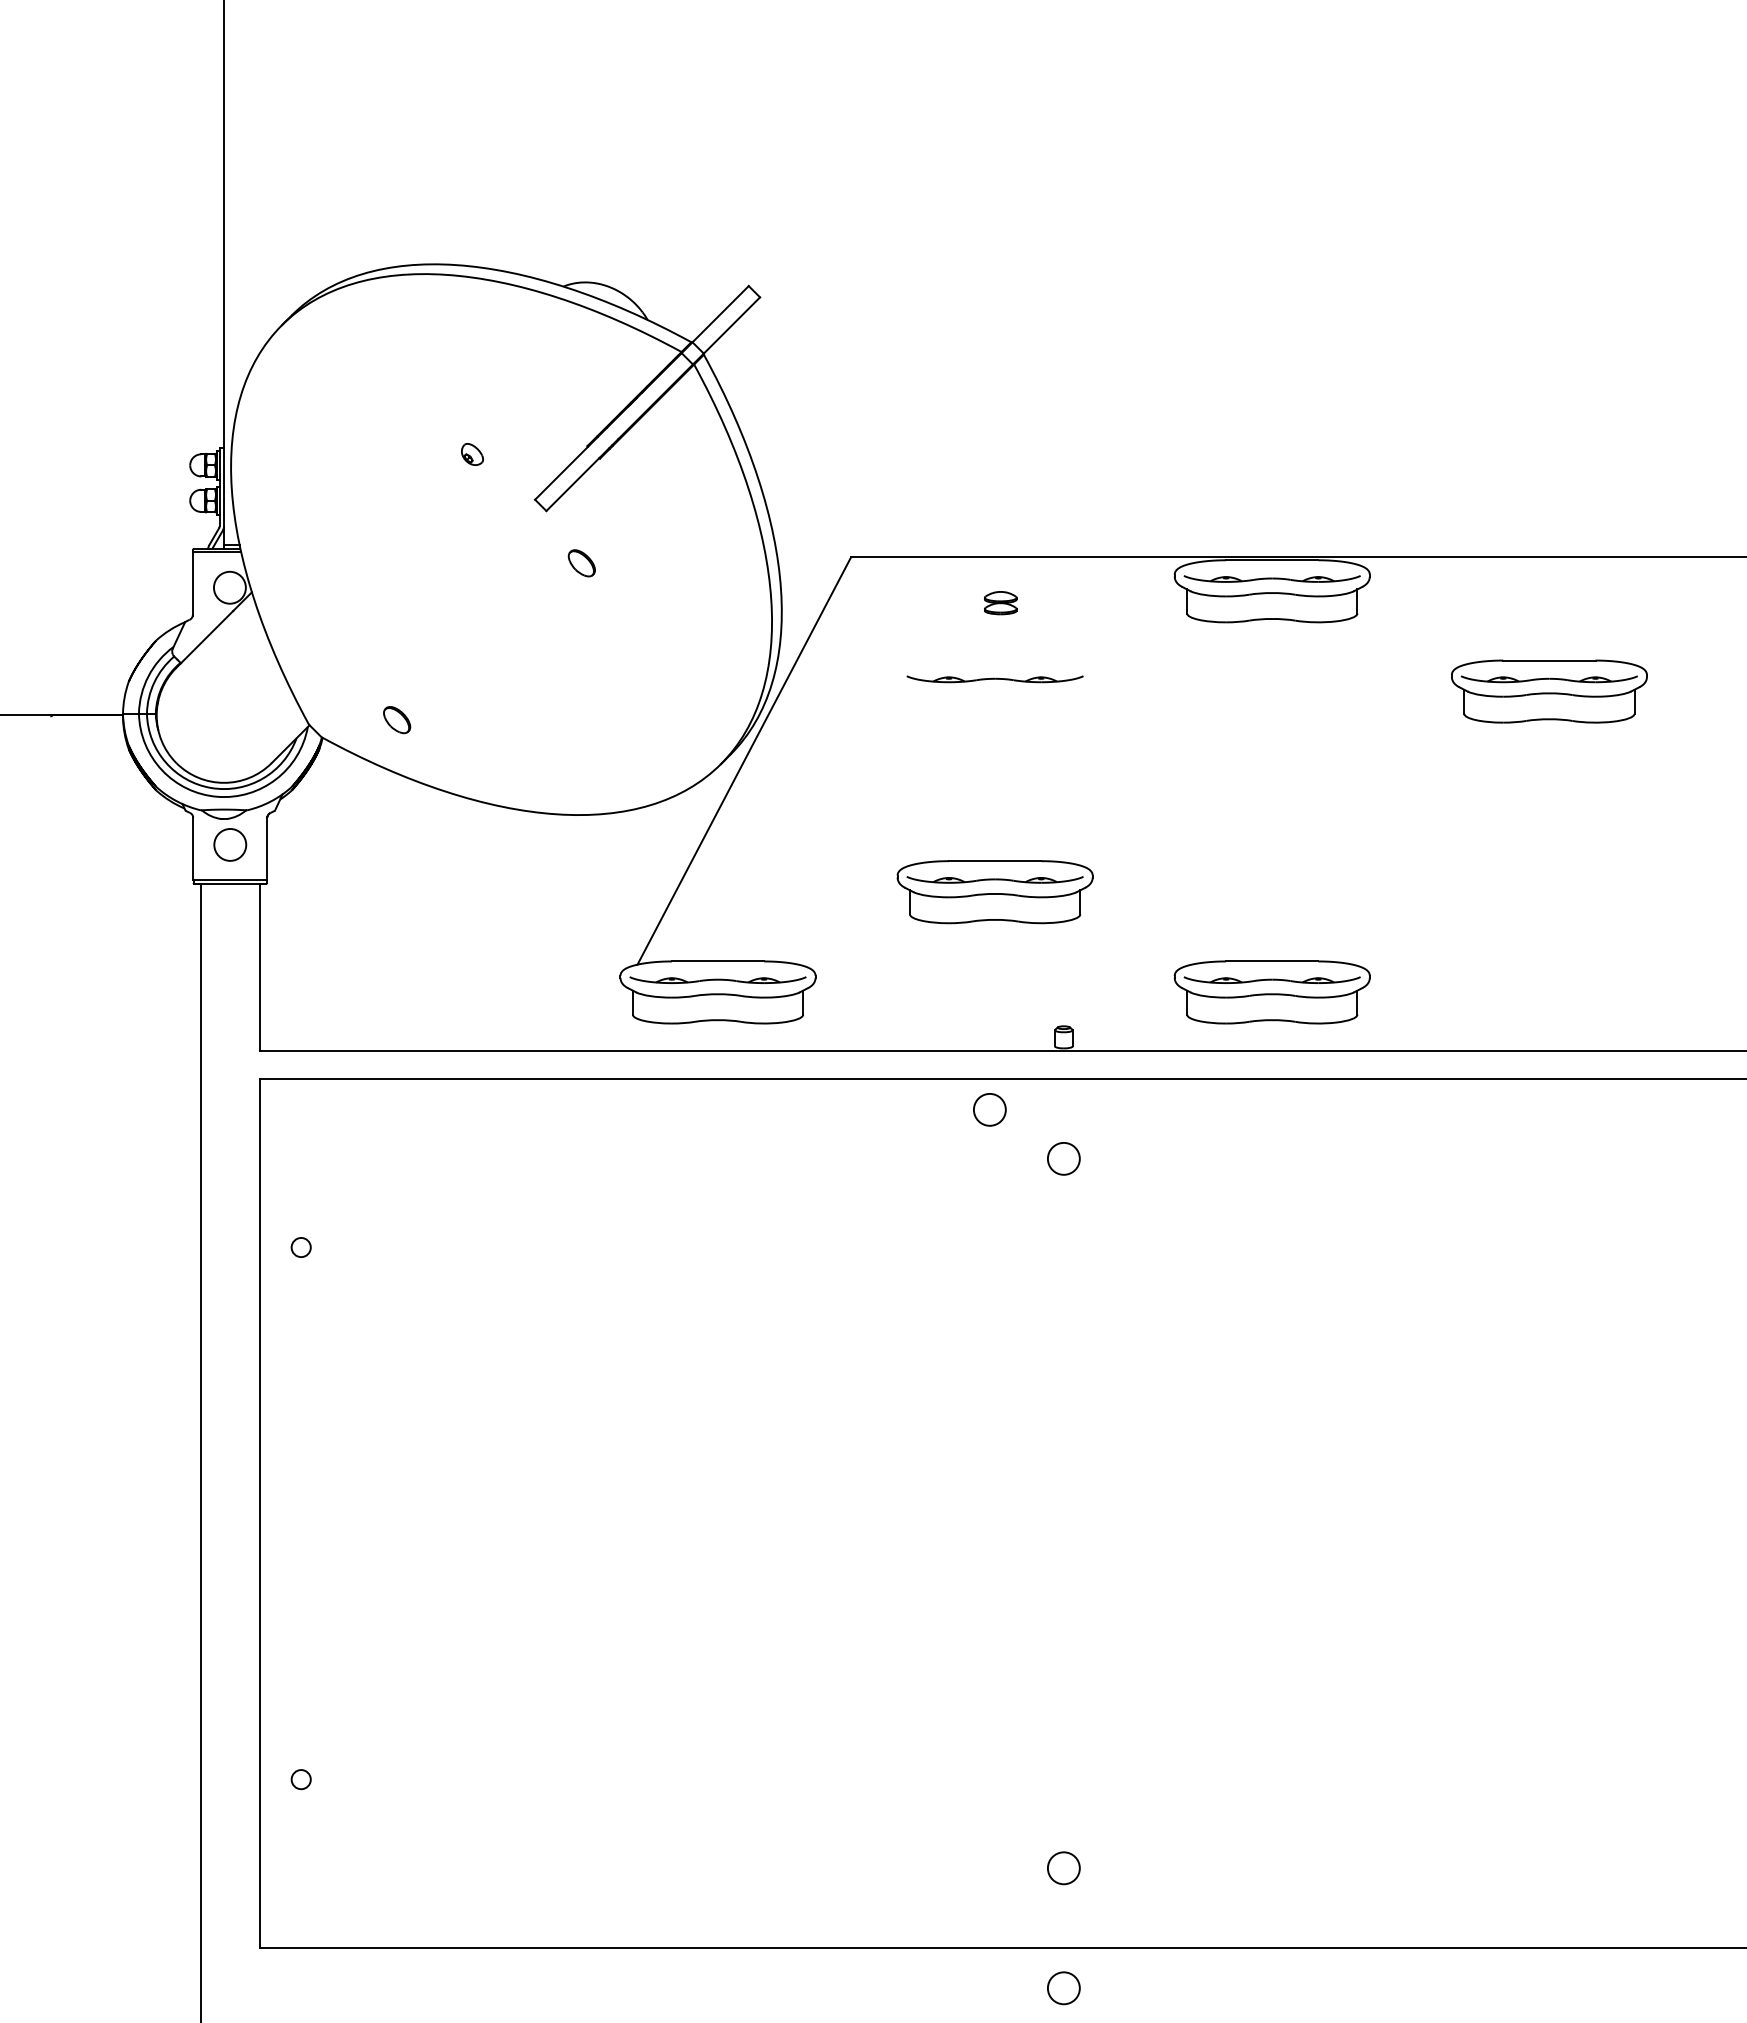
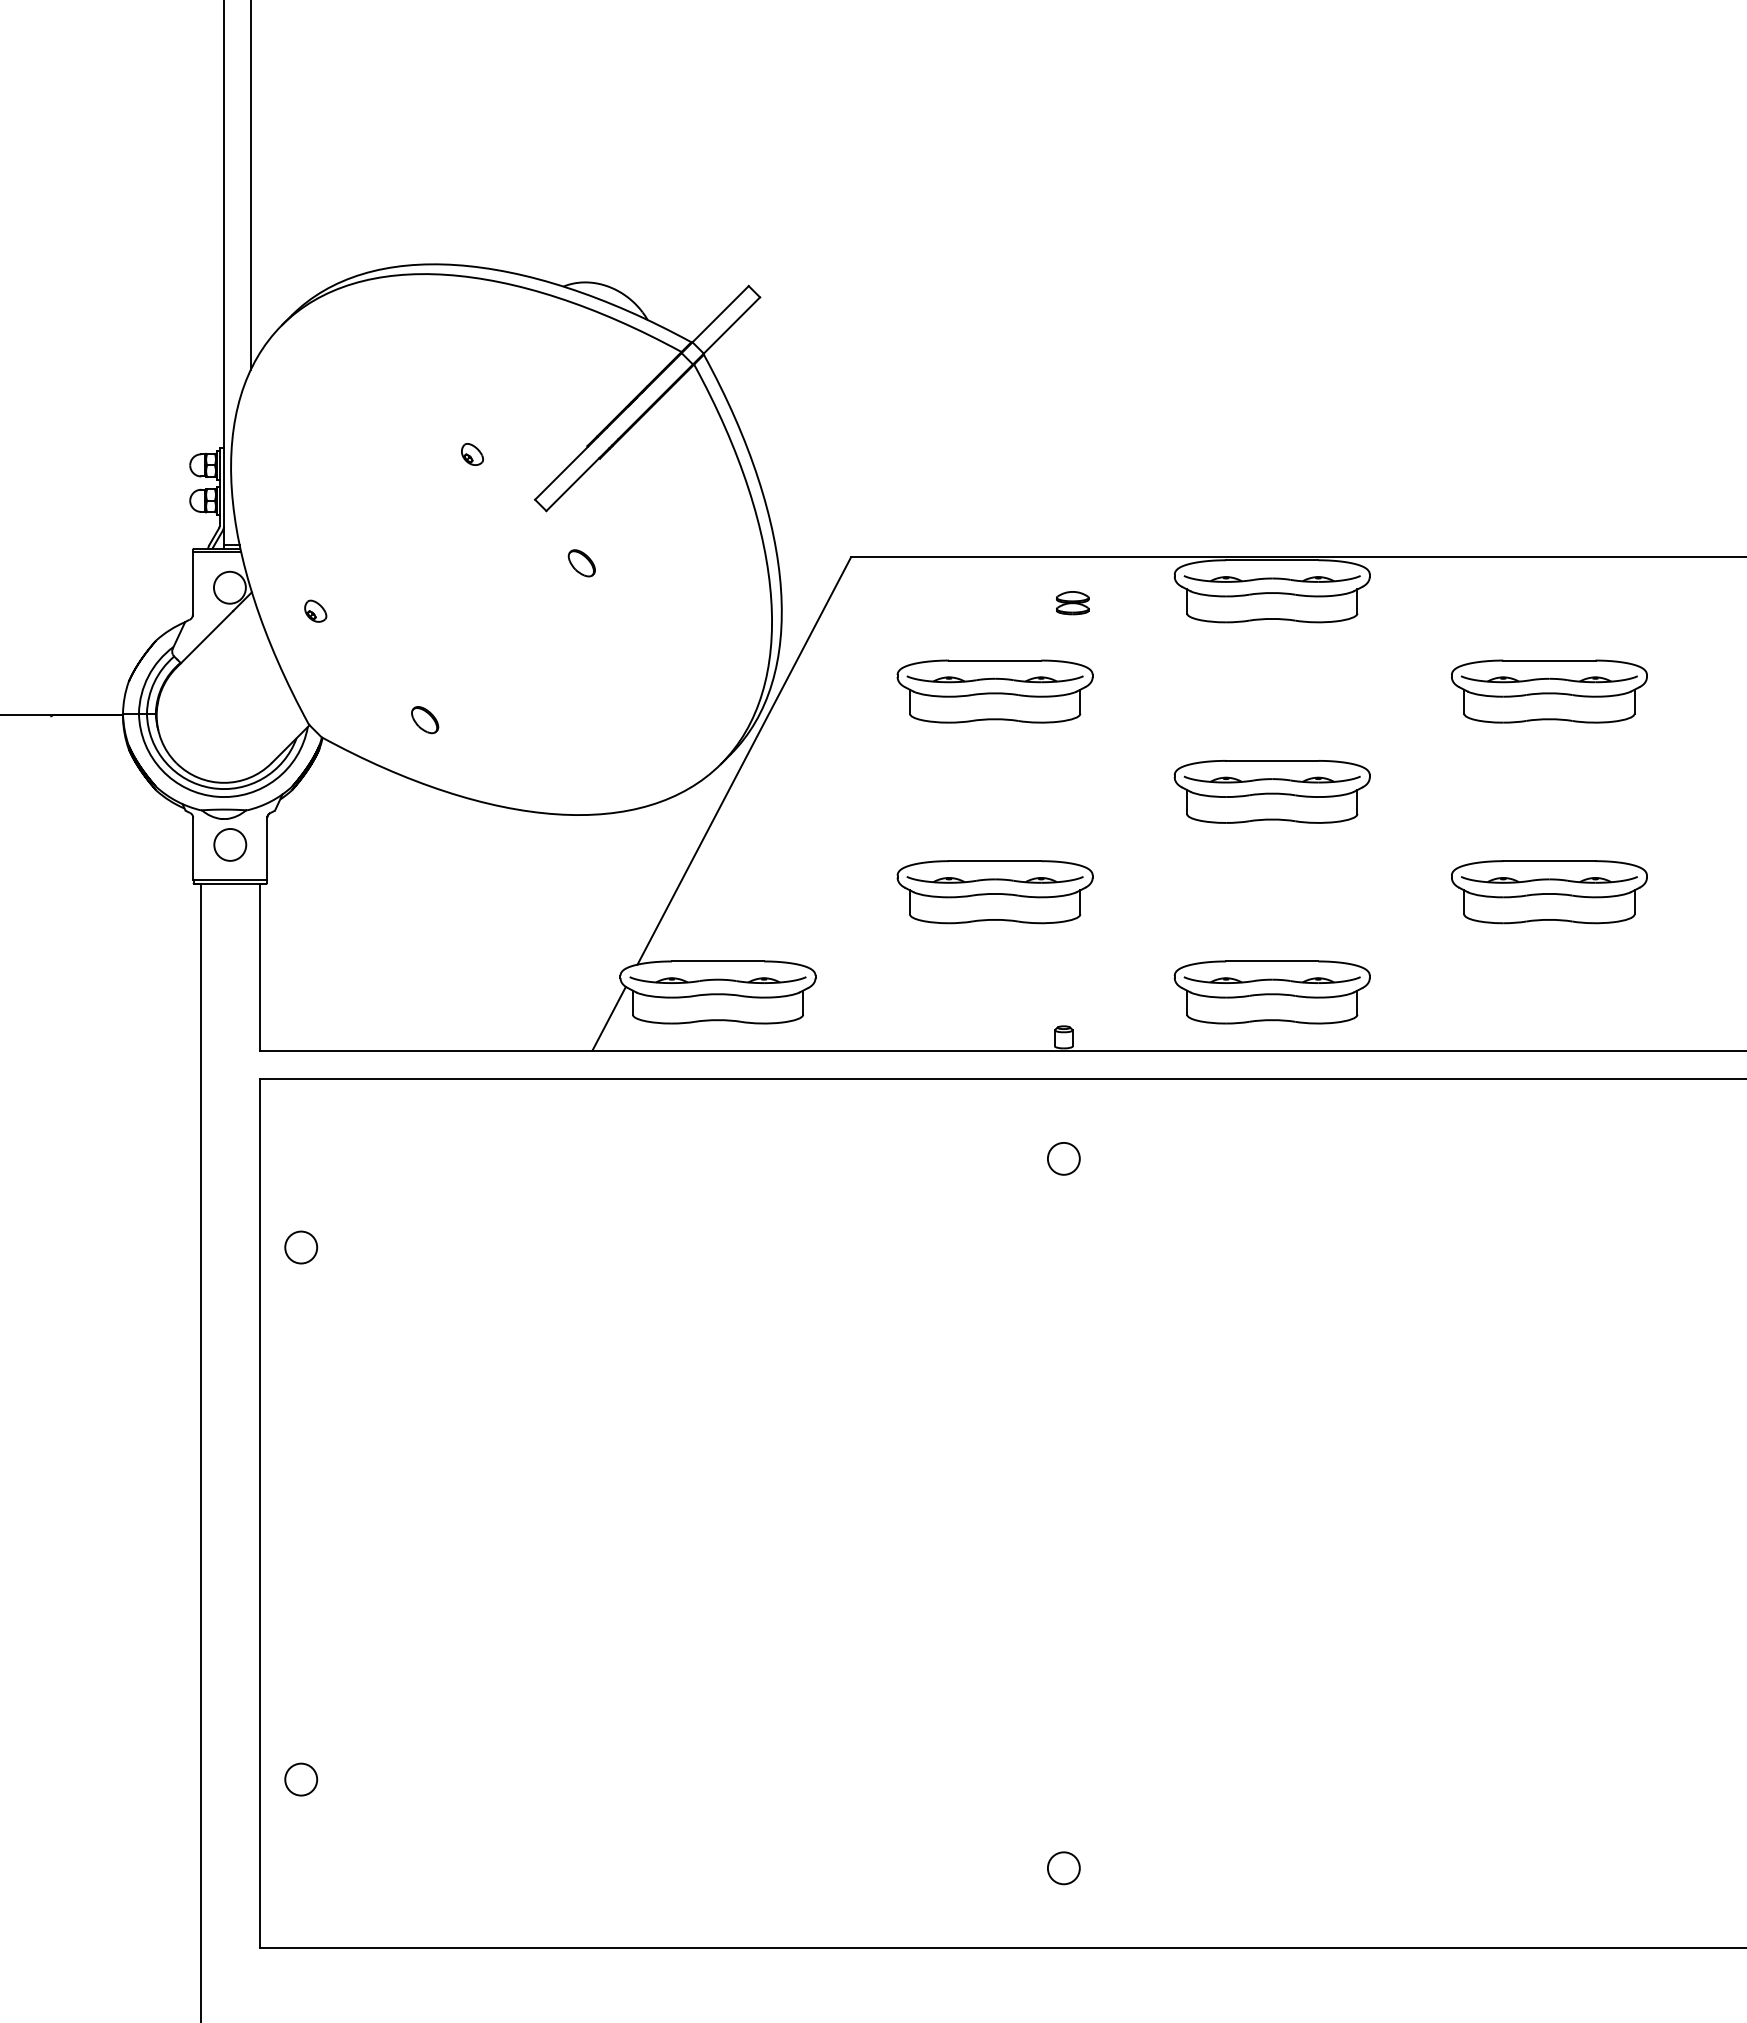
line: none -> present (250, 186)
part position: (1000, 603) -> (1072, 603) (1072, 603)
part: none -> present (315, 610)
part: none -> present (994, 691)
part position: (397, 720) -> (425, 720) (425, 720)
part: none -> present (1271, 791)
part: none -> present (1549, 892)
line: none -> present (608, 1018)
circle: present -> none (989, 1109)
circle diameter: 19 px -> 32 px (301, 1247)
circle diameter: 19 px -> 32 px (301, 1779)
circle: present -> none (1063, 1988)
